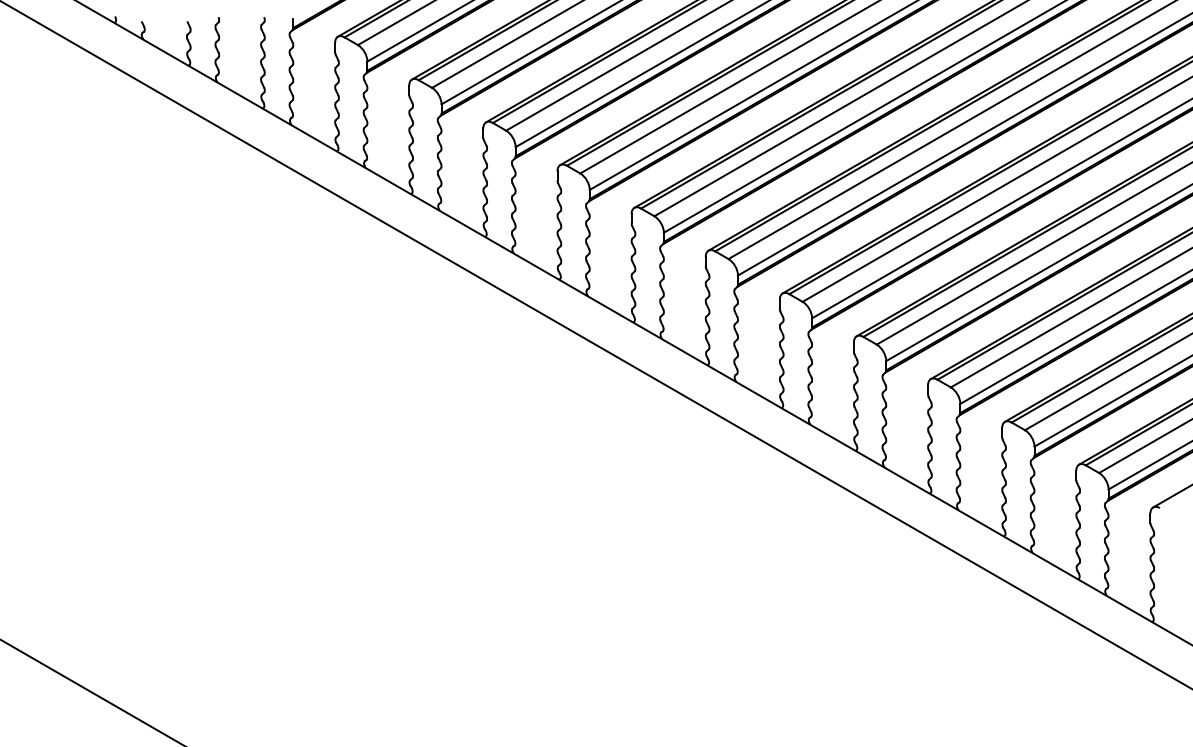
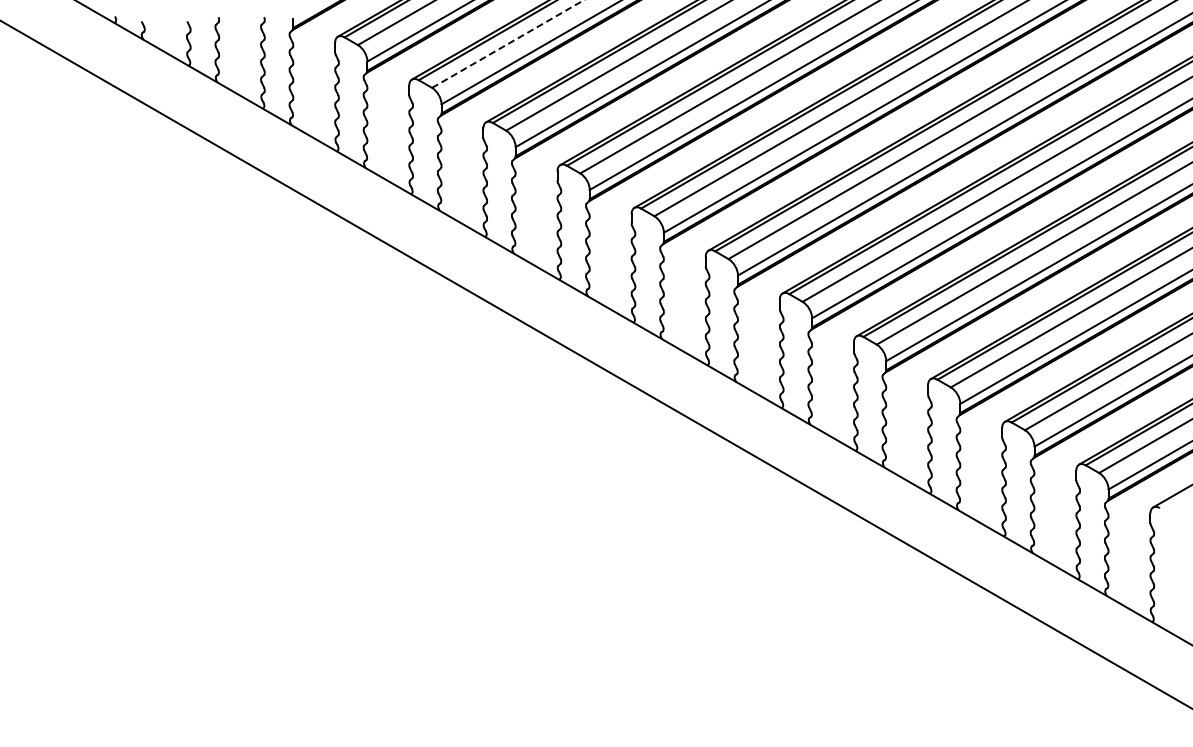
line: solid -> dashed (508, 43)
line position: (595, 344) -> (595, 364) (595, 364)
line: present -> none (91, 691)
